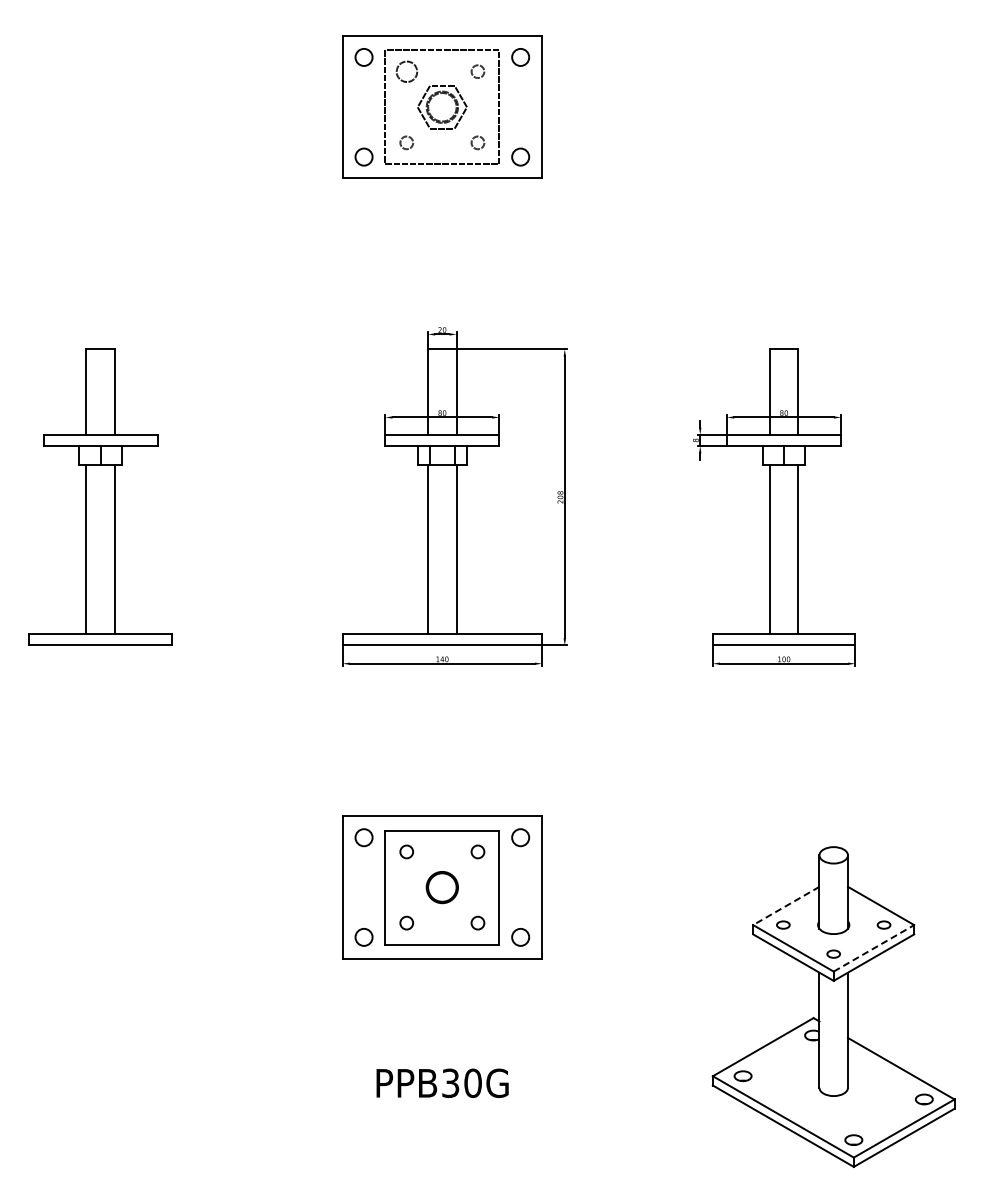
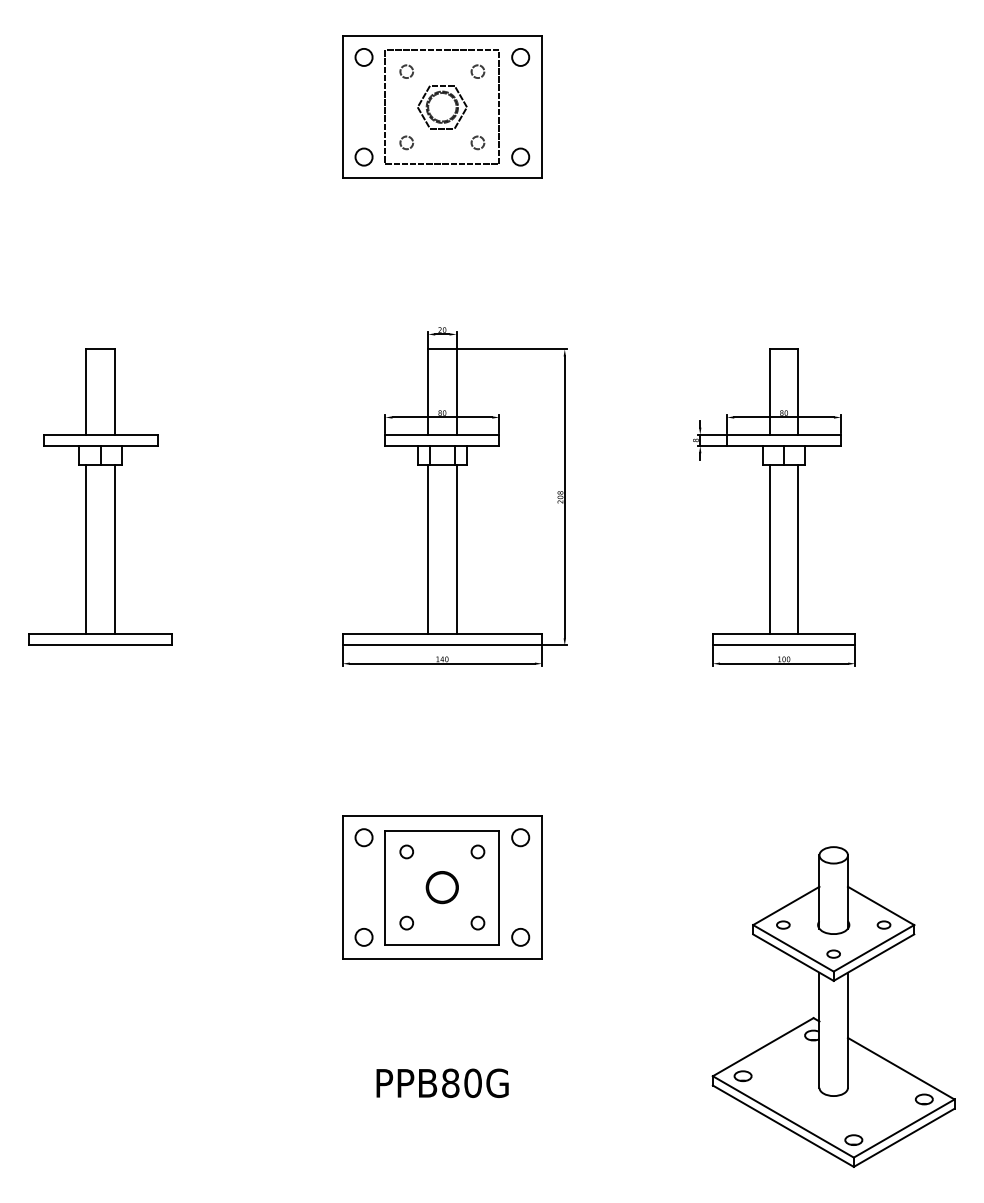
circle size: 23x23 px -> 15x15 px (406, 71)
line: dashed -> solid (785, 906)
line: dashed -> solid (873, 948)
text: PPB30G -> PPB80G (450, 1082)
